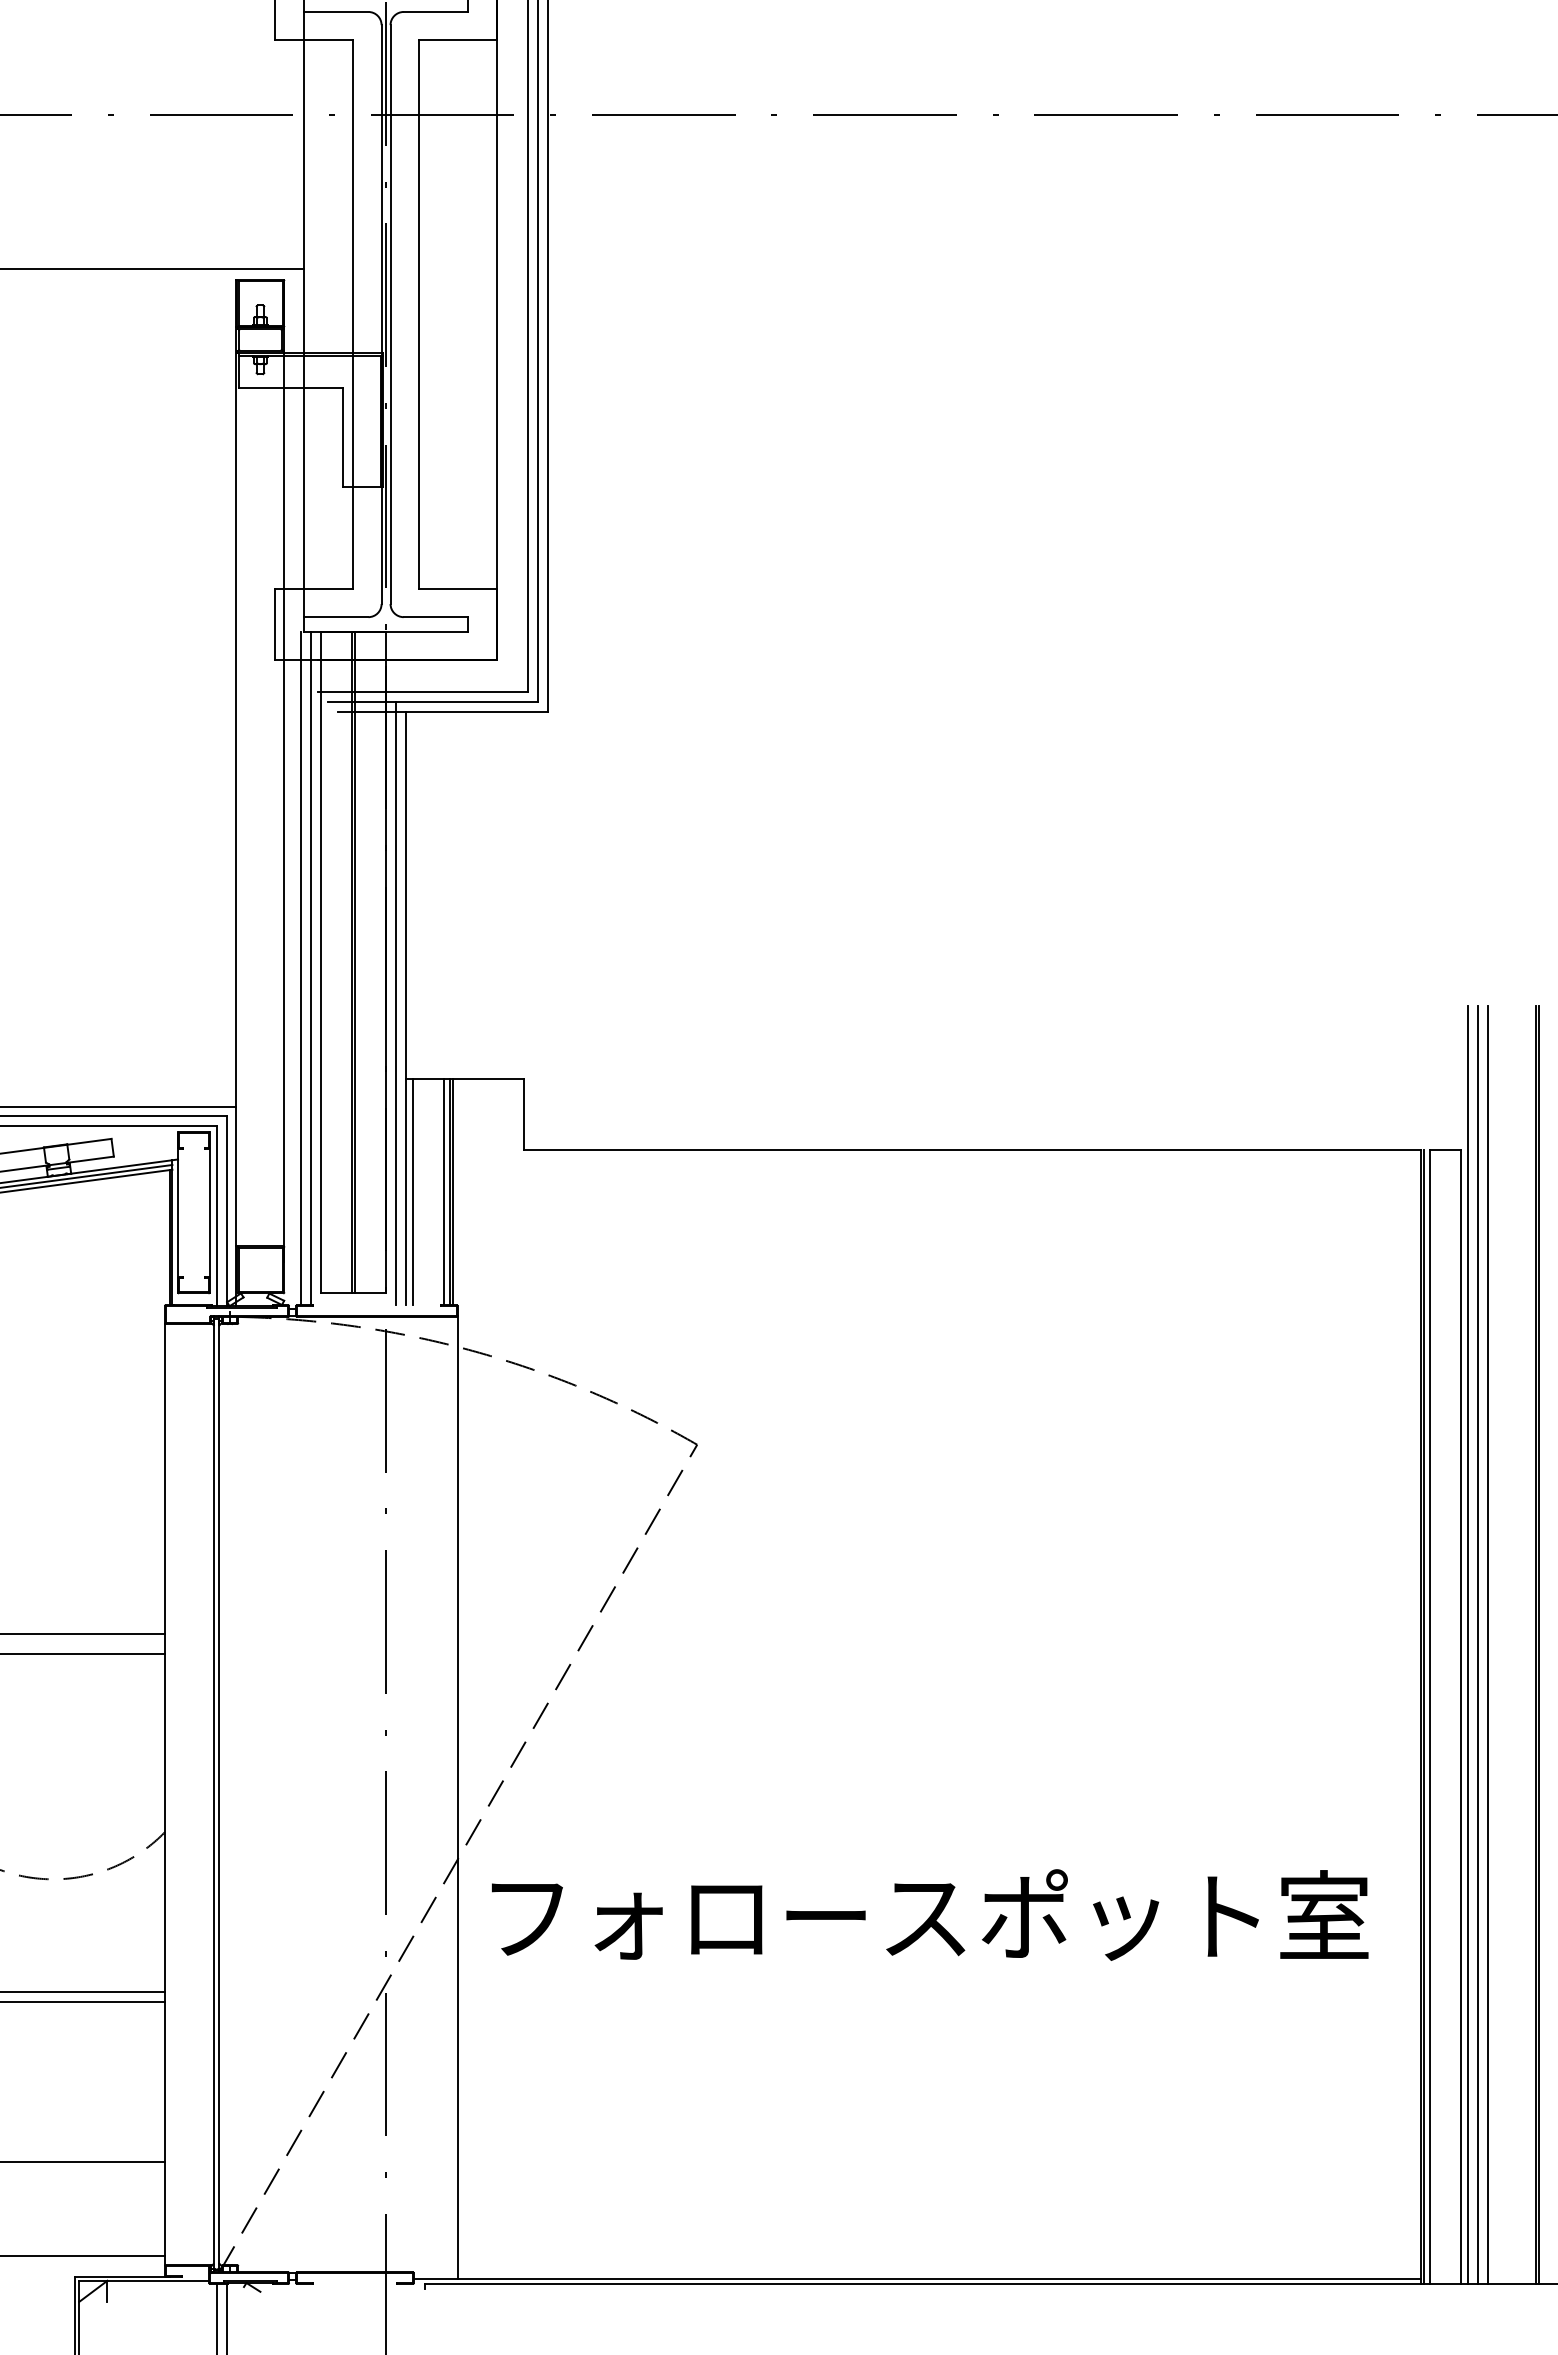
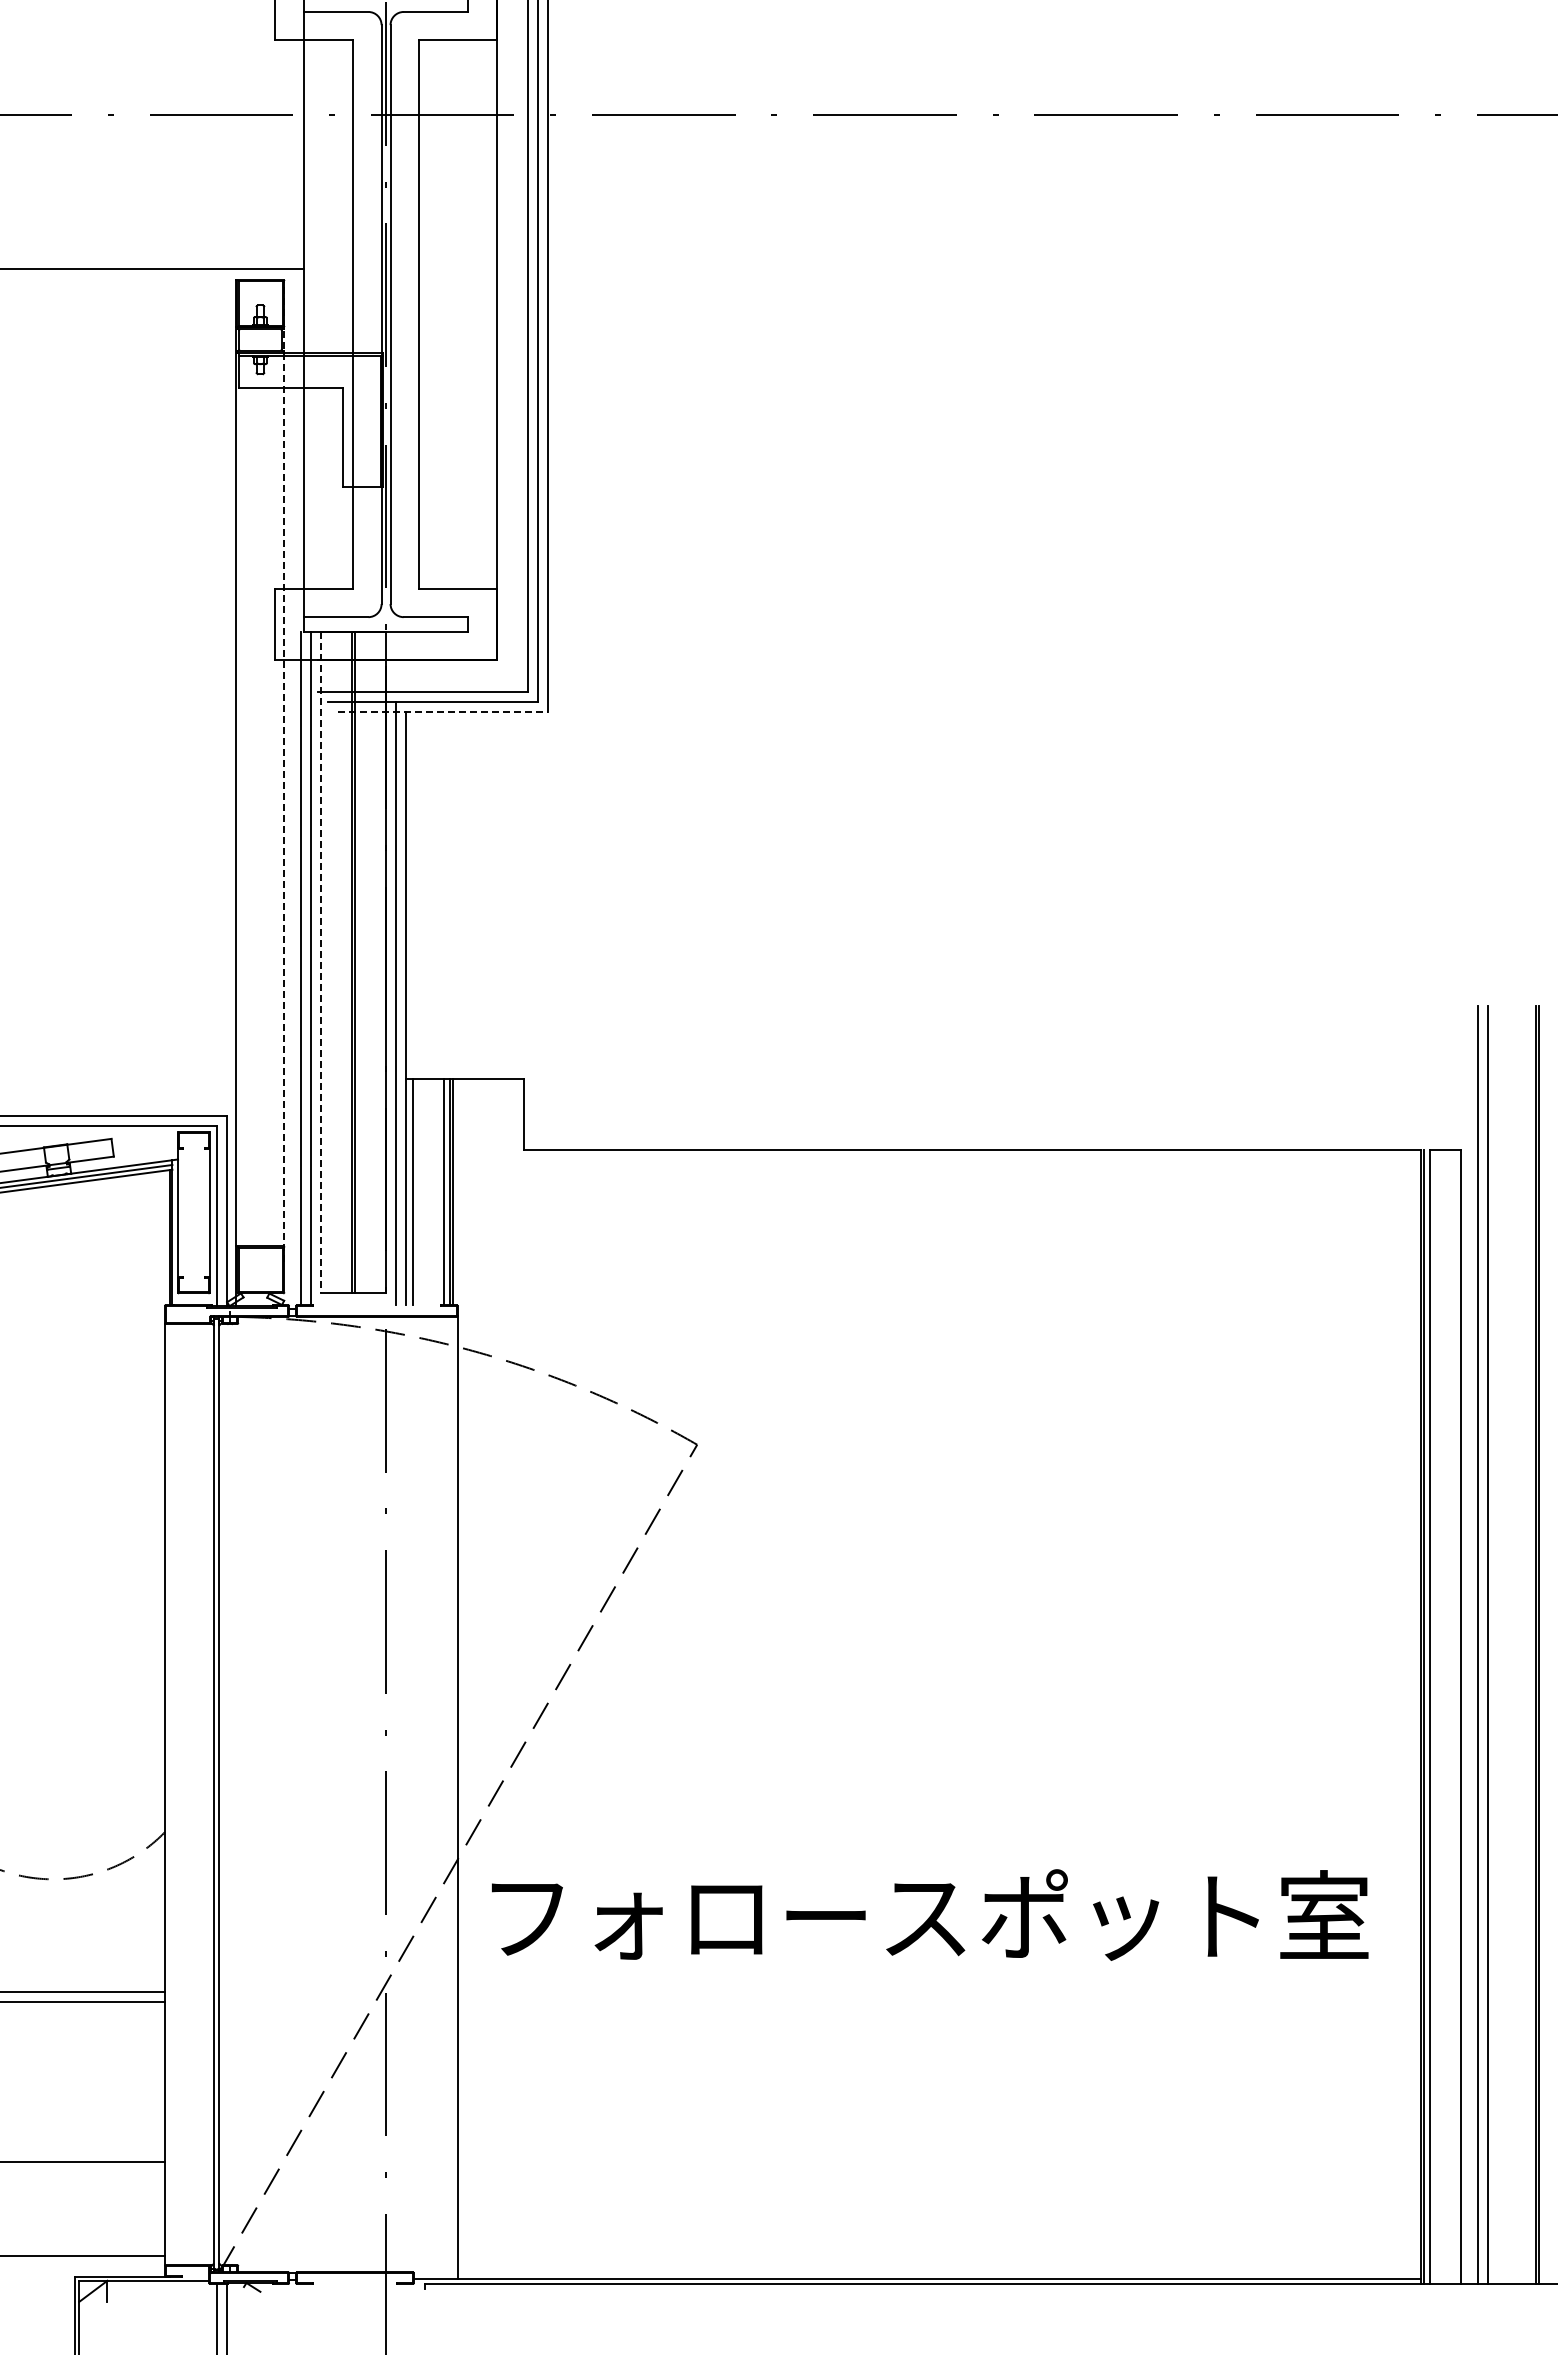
line: solid -> dashed (443, 711)
line: solid -> dashed (284, 770)
line: solid -> dashed (320, 962)
line: present -> none (119, 1106)
line: present -> none (83, 1634)
line: present -> none (1468, 1645)
line: present -> none (83, 1653)
